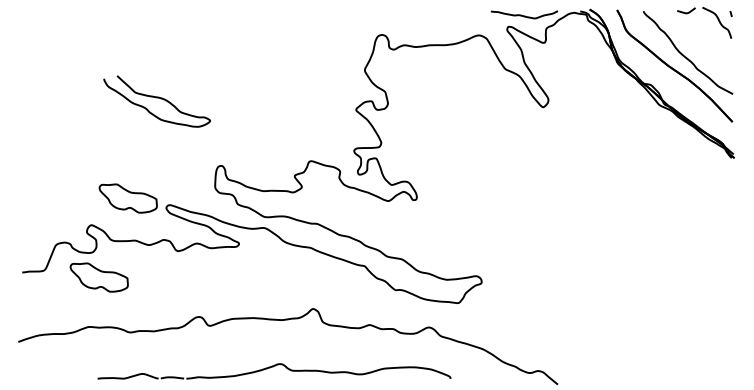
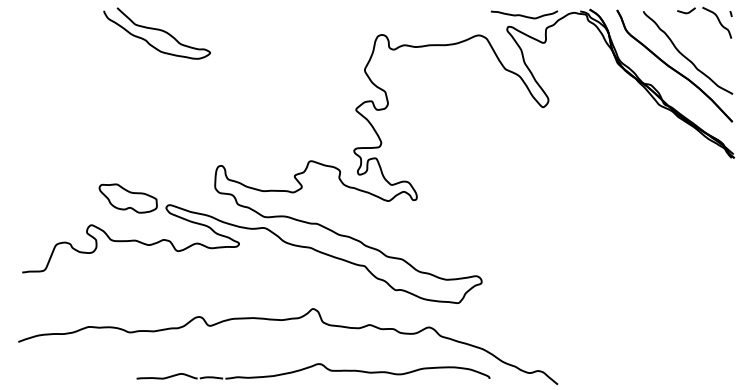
curve position: (156, 98) -> (156, 30) (156, 30)
part: present -> none (98, 277)
part position: (274, 371) -> (313, 371) (313, 371)
